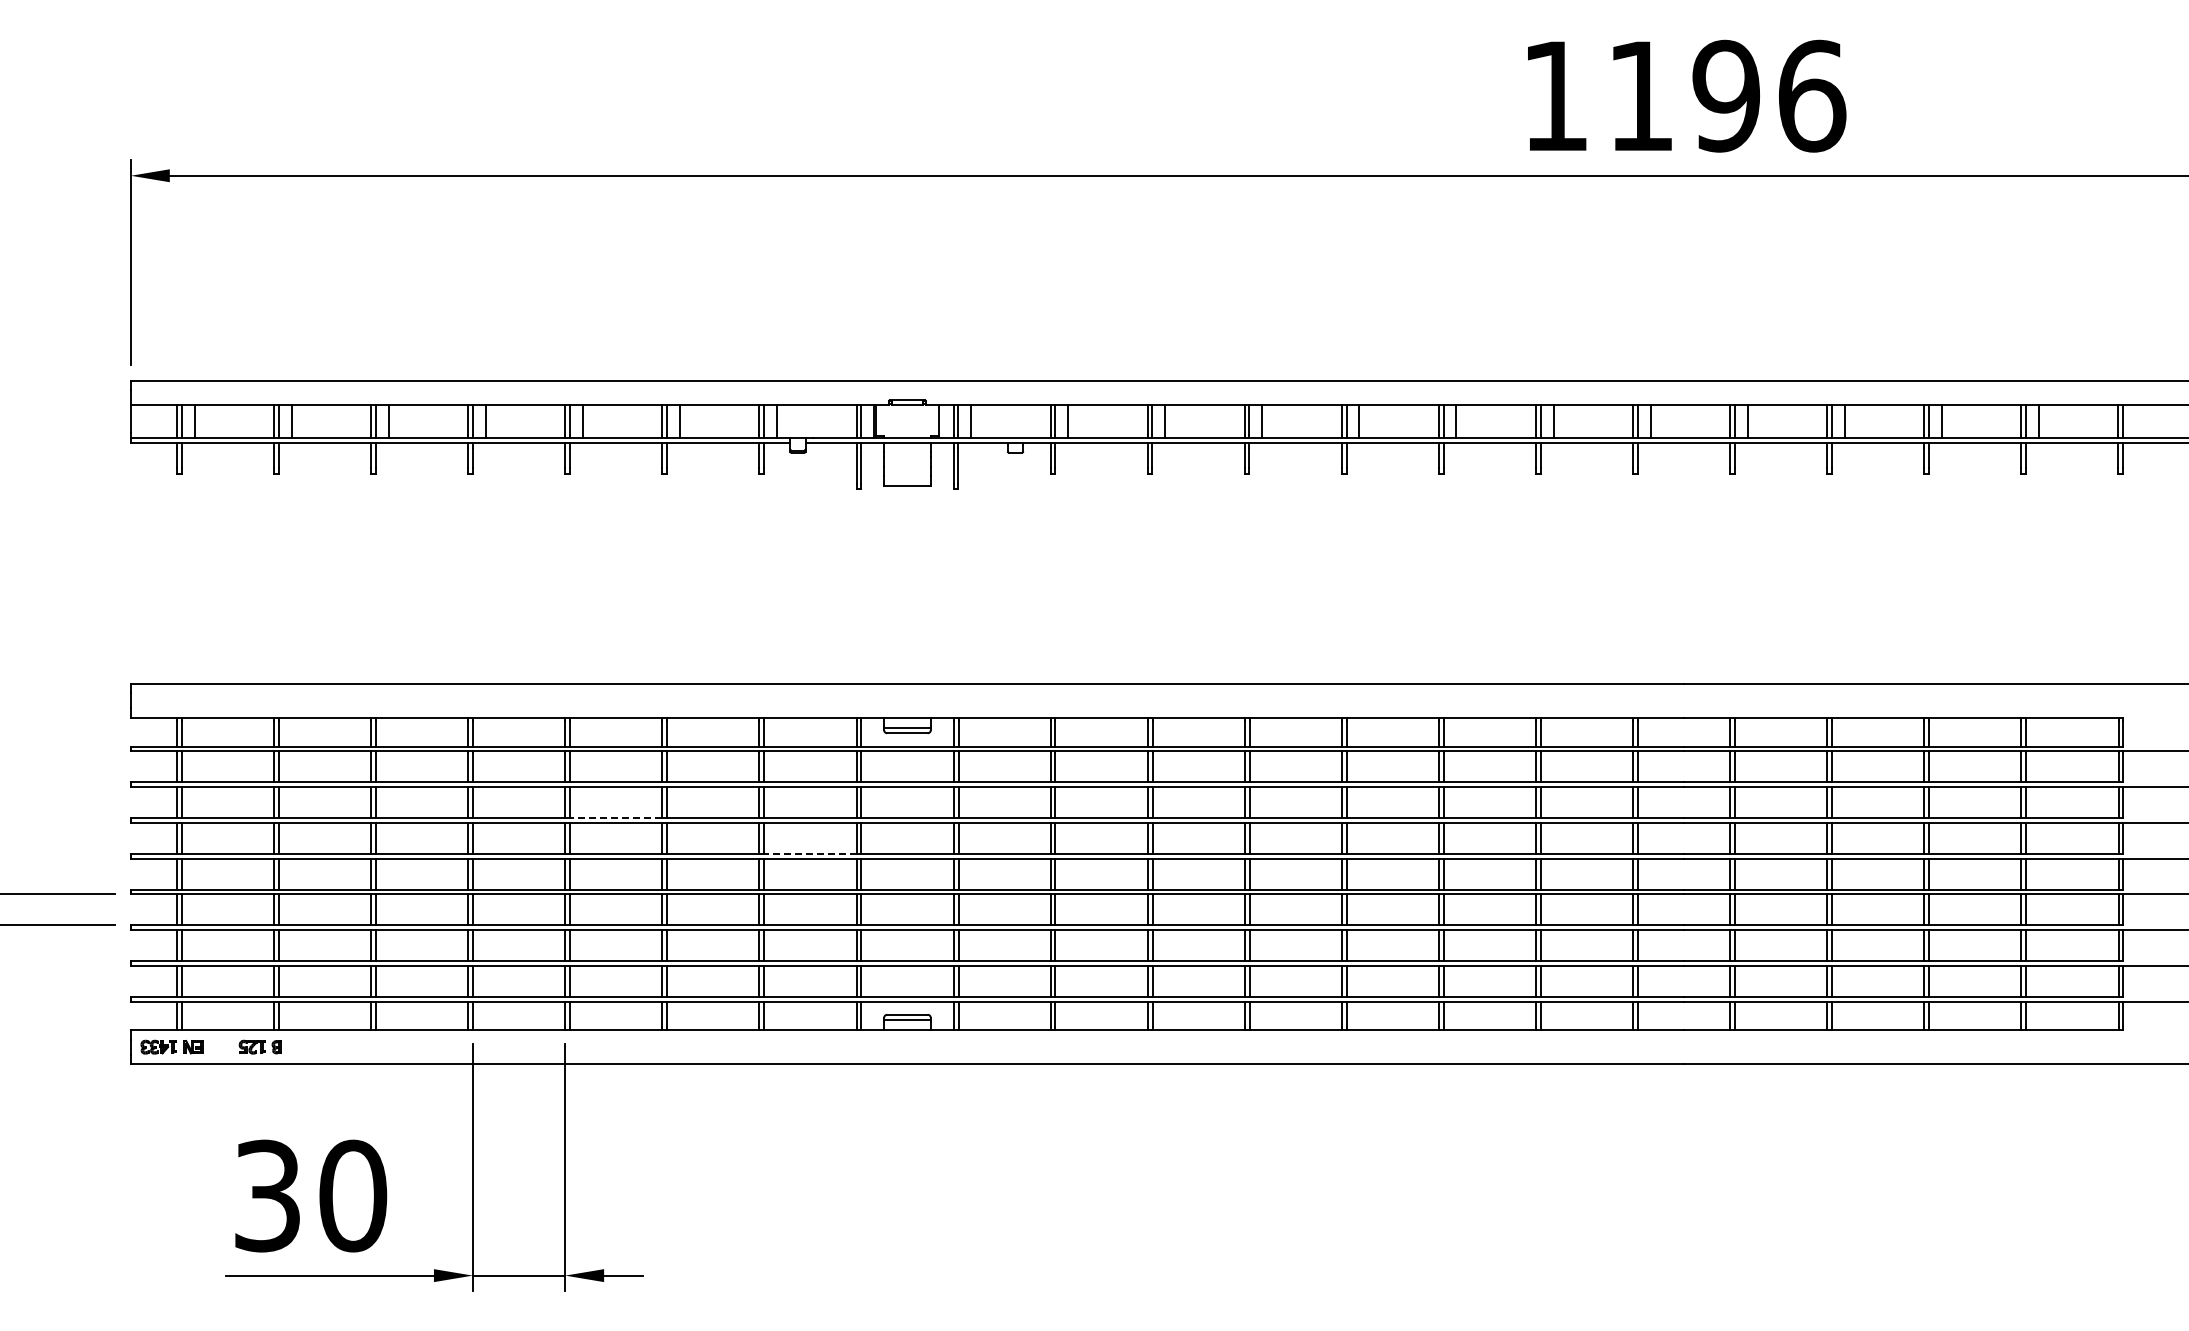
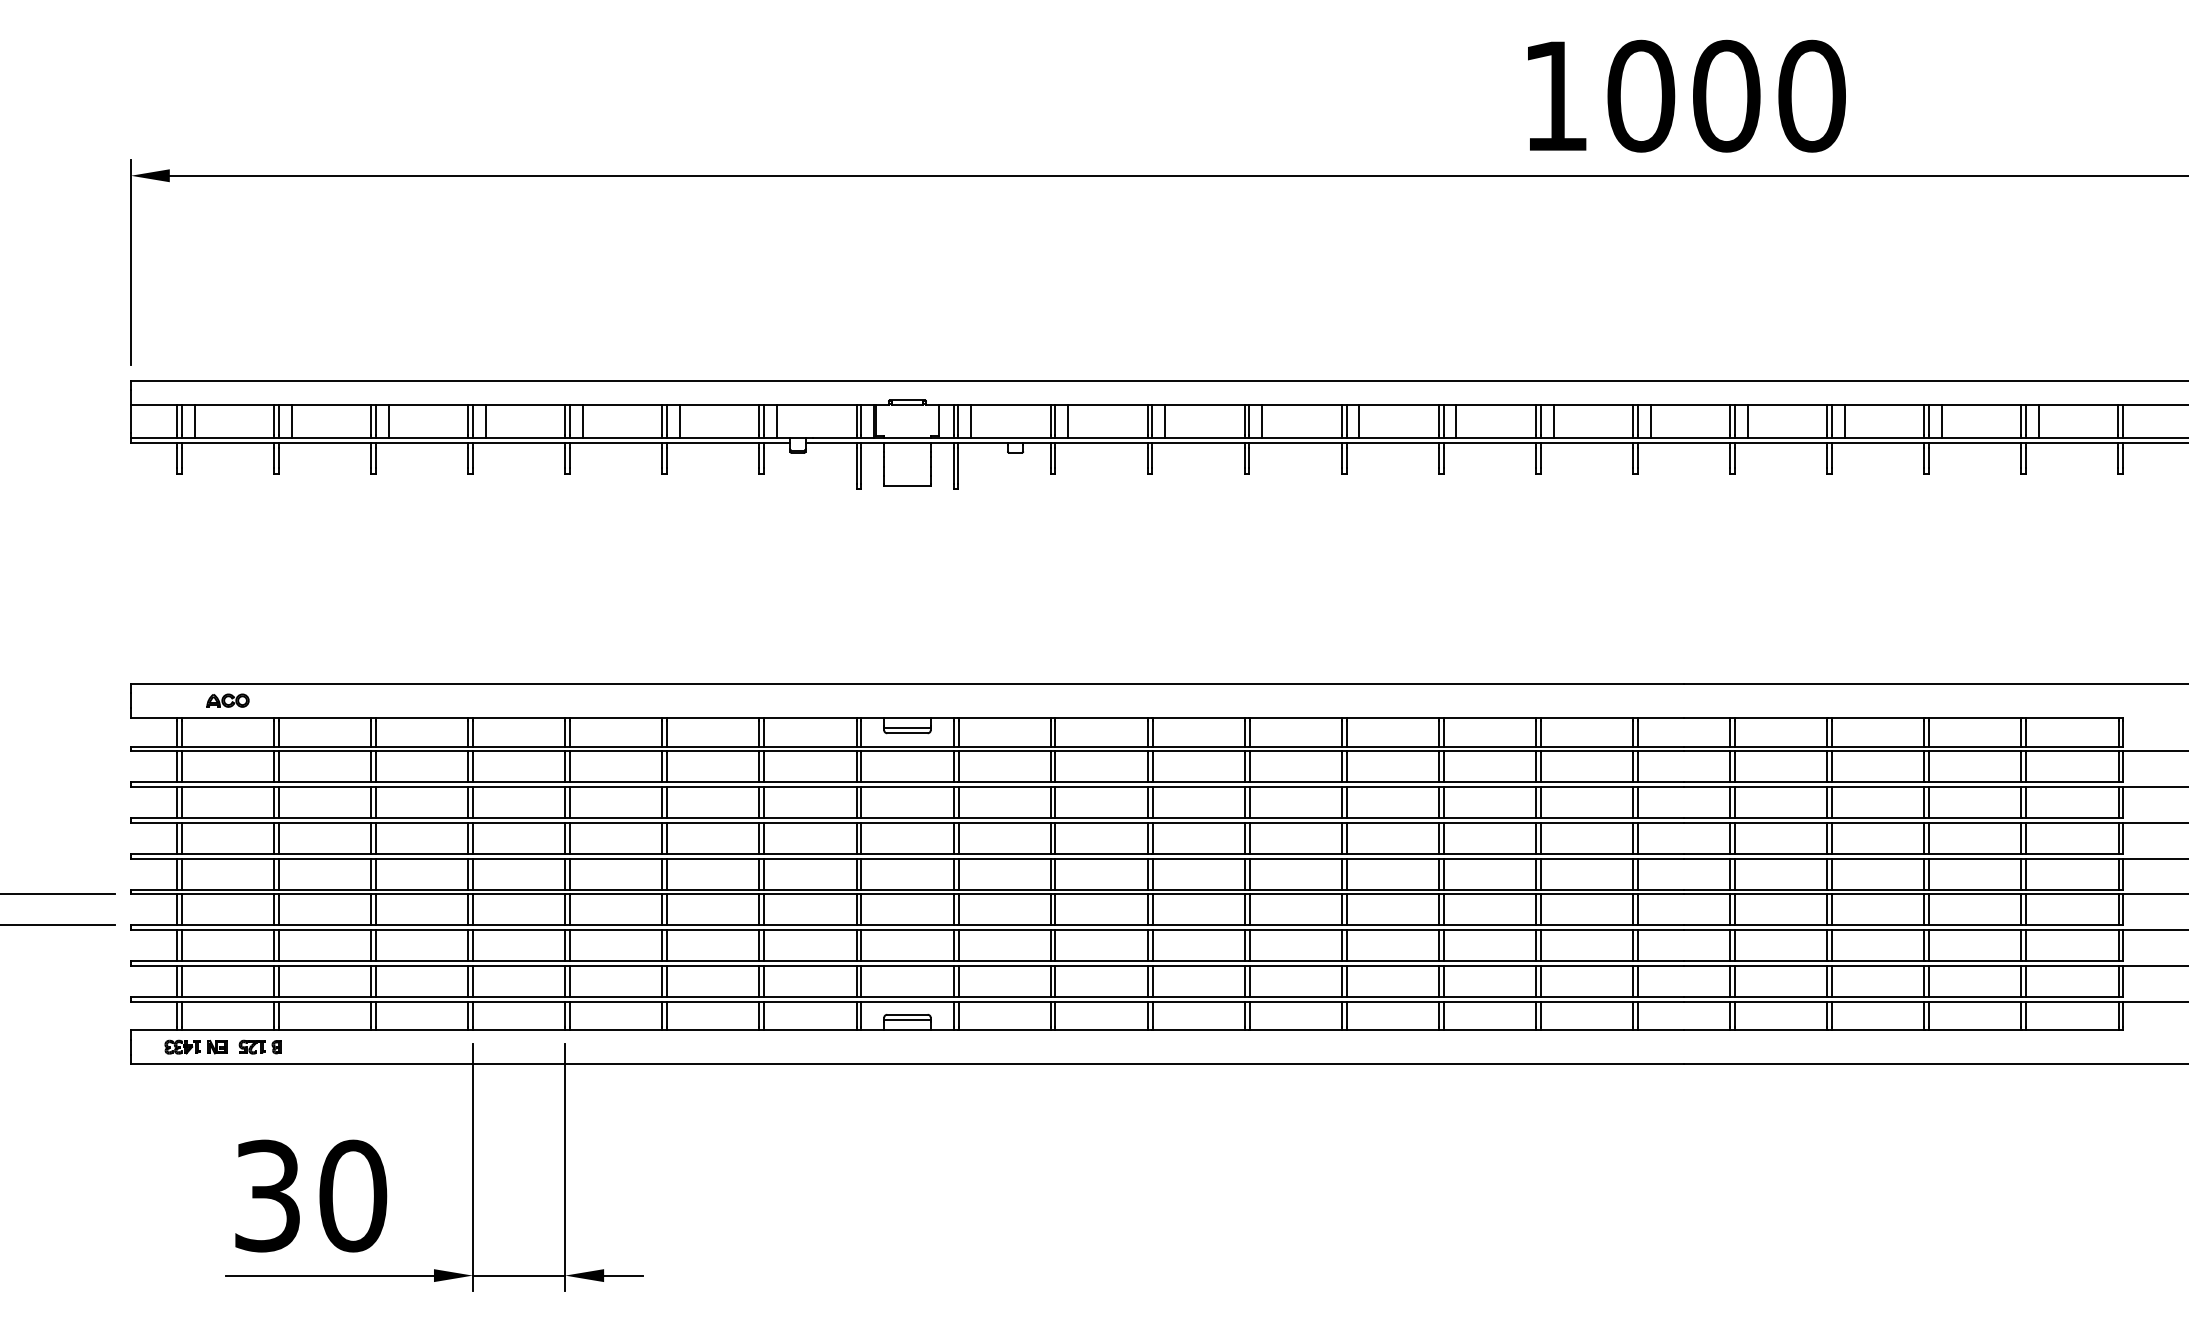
text: 1196 -> 1000 (1726, 95)
part: none -> present (227, 700)
line: dashed -> solid (615, 818)
line: dashed -> solid (809, 853)
part position: (171, 1046) -> (195, 1046) (195, 1046)
